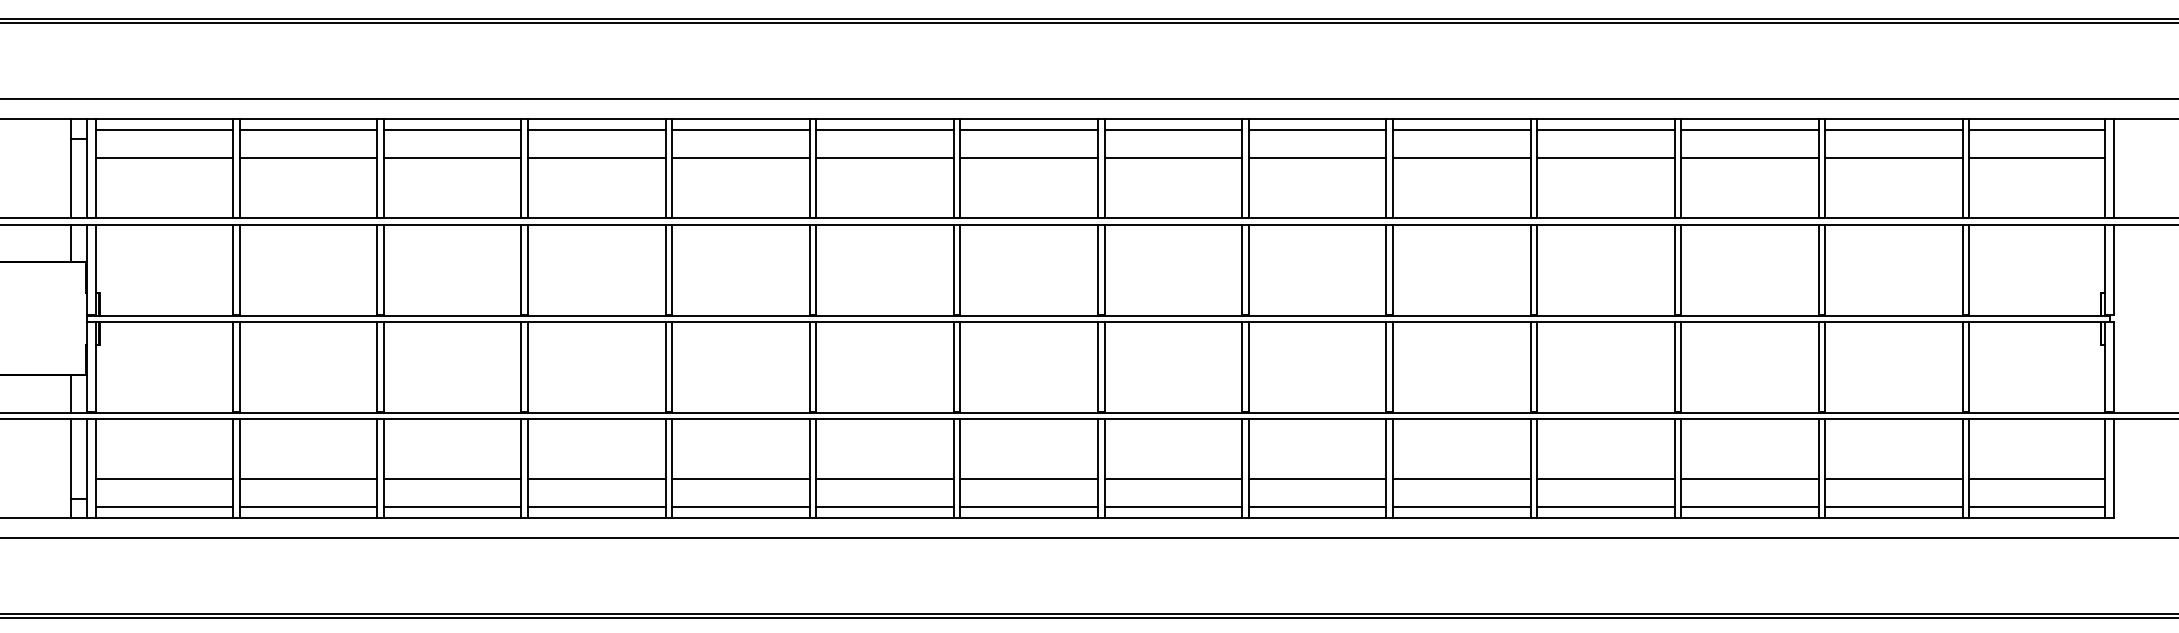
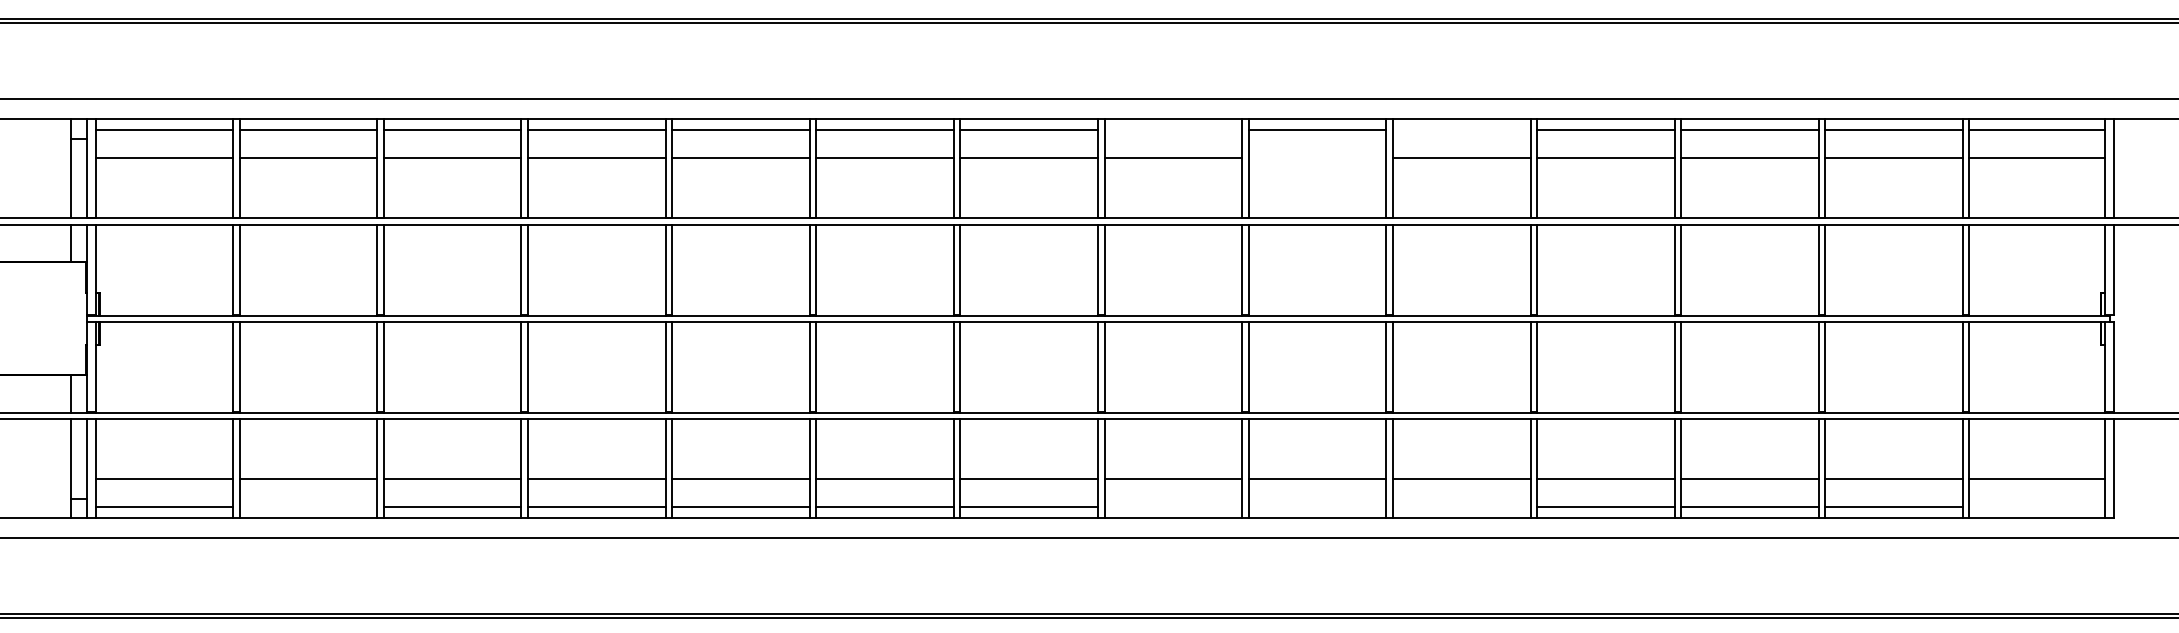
line: present -> none (1173, 130)
line: present -> none (1461, 130)
line: present -> none (1317, 158)
line: present -> none (308, 507)
line: present -> none (1173, 507)
line: present -> none (1317, 507)
line: present -> none (1461, 507)
line: present -> none (2036, 507)
